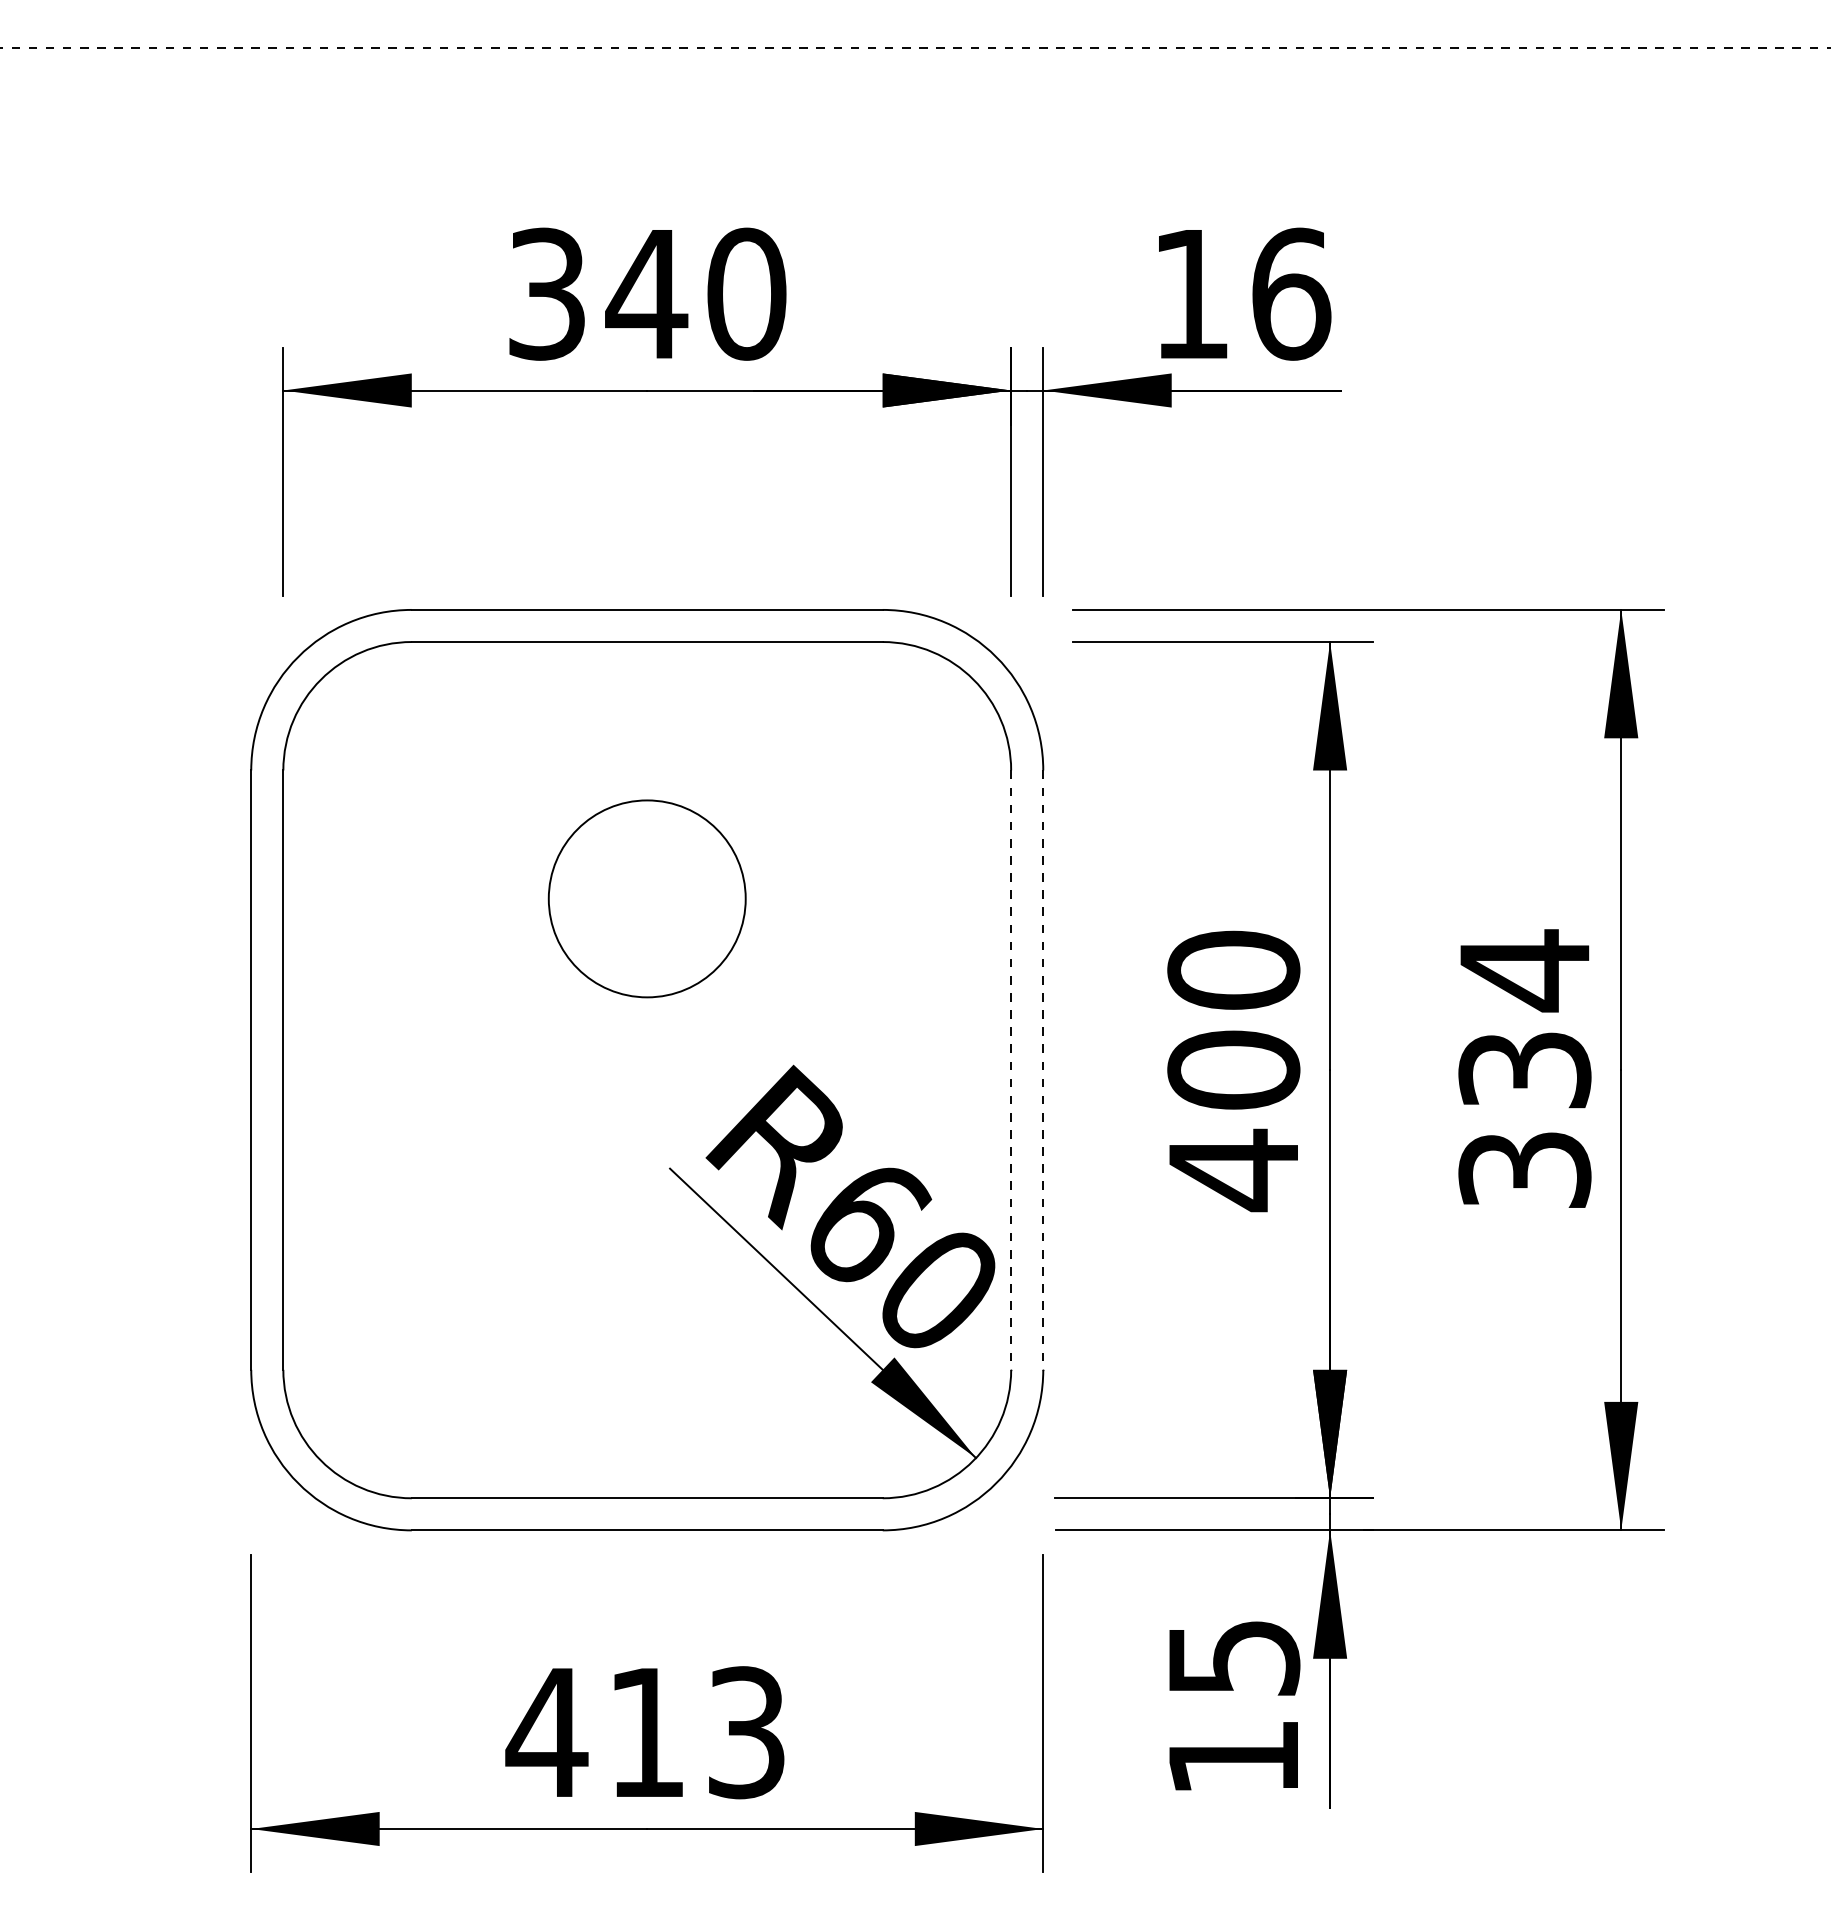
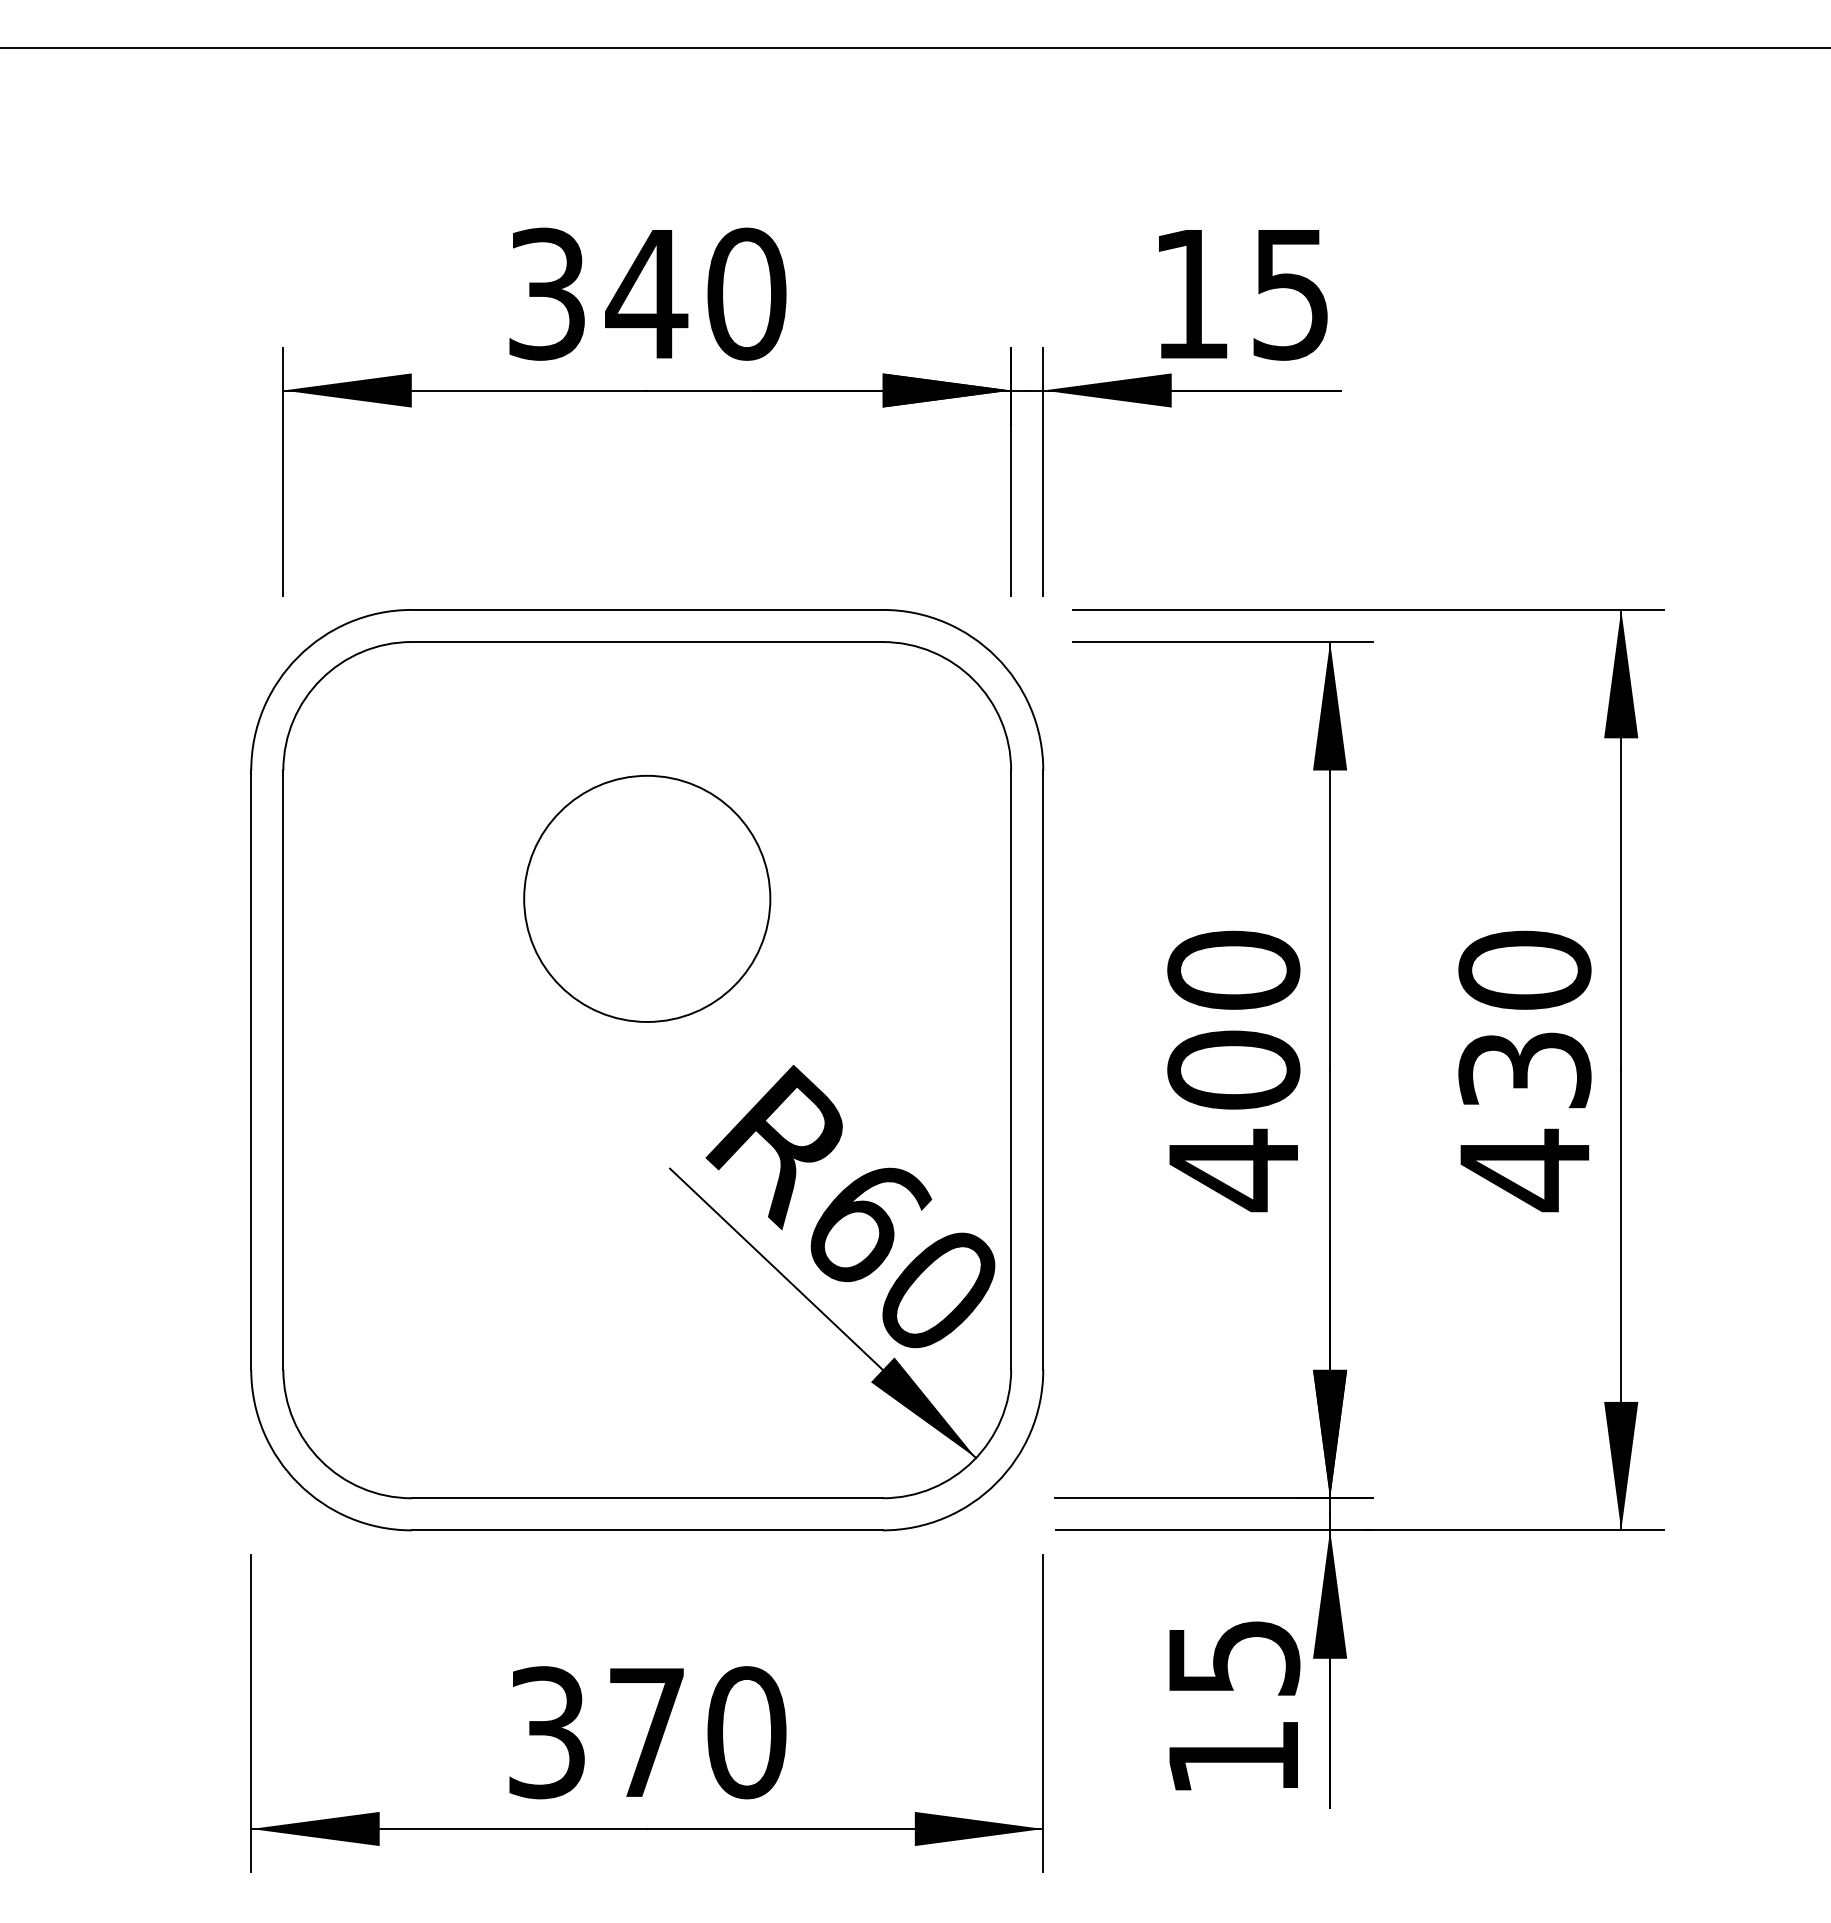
line: dashed -> solid (915, 48)
text: 16 -> 15 (1291, 293)
circle diameter: 197 px -> 246 px (647, 898)
line: dashed -> solid (1011, 1070)
line: dashed -> solid (1043, 1070)
text: 334 -> 430 (1524, 1070)
text: 413 -> 370 (645, 1732)
